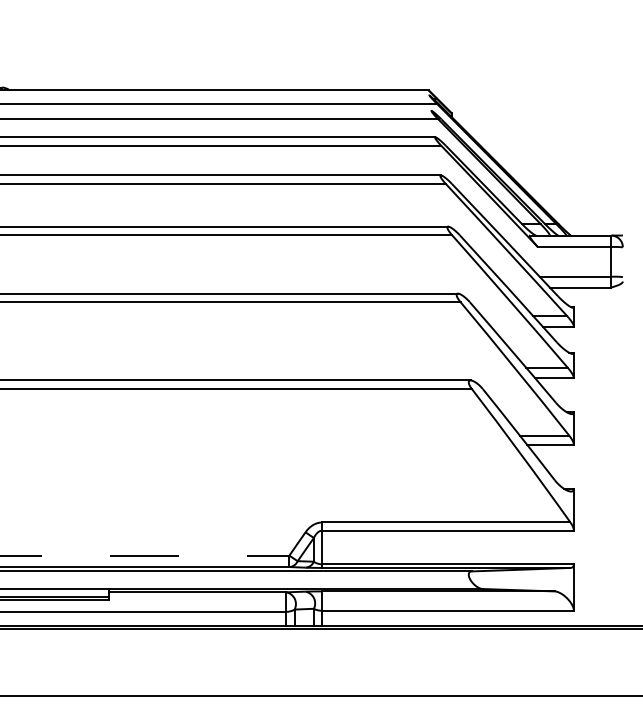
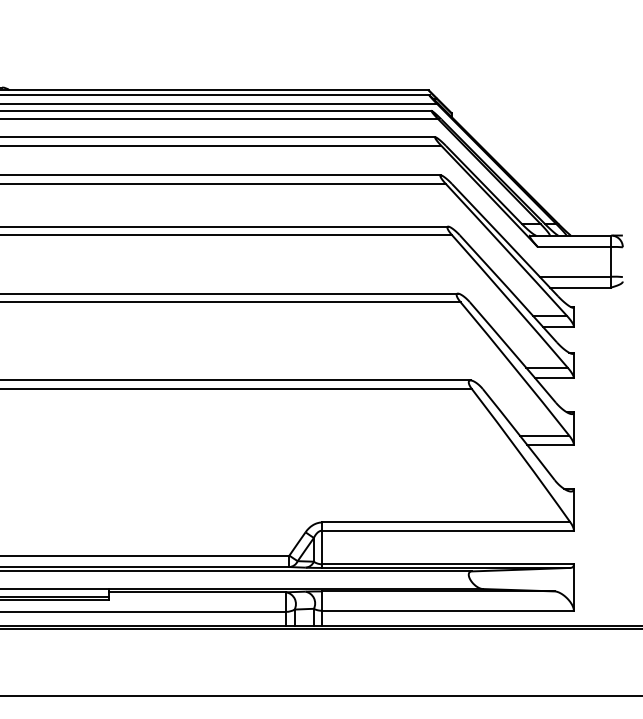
line: none -> present (215, 95)
line: none -> present (216, 110)
line: dashed -> solid (145, 555)
